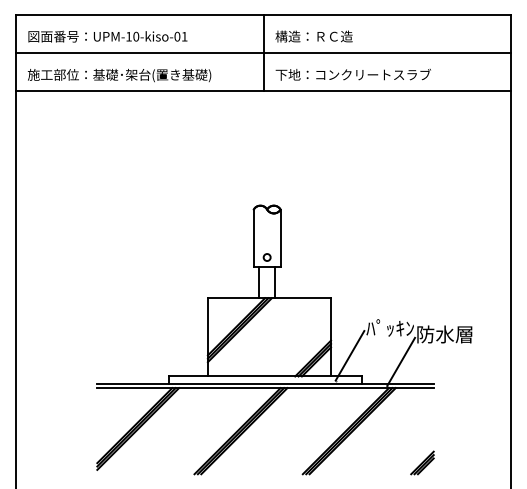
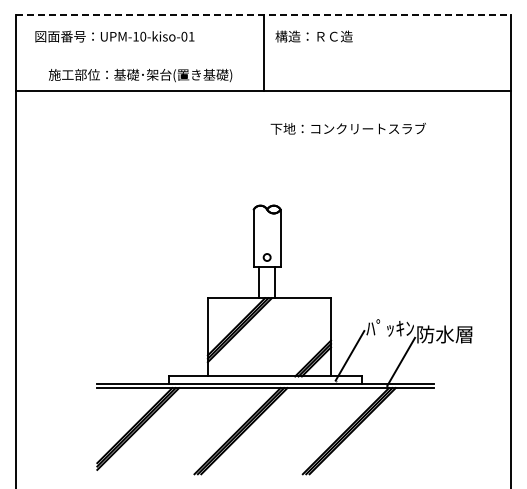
line: solid -> dashed (263, 14)
text position: (107, 36) -> (114, 36) (114, 36)
line: present -> none (263, 53)
text position: (352, 74) -> (347, 128) (347, 128)
text position: (119, 75) -> (140, 75) (140, 75)
part: present -> none (422, 462)
